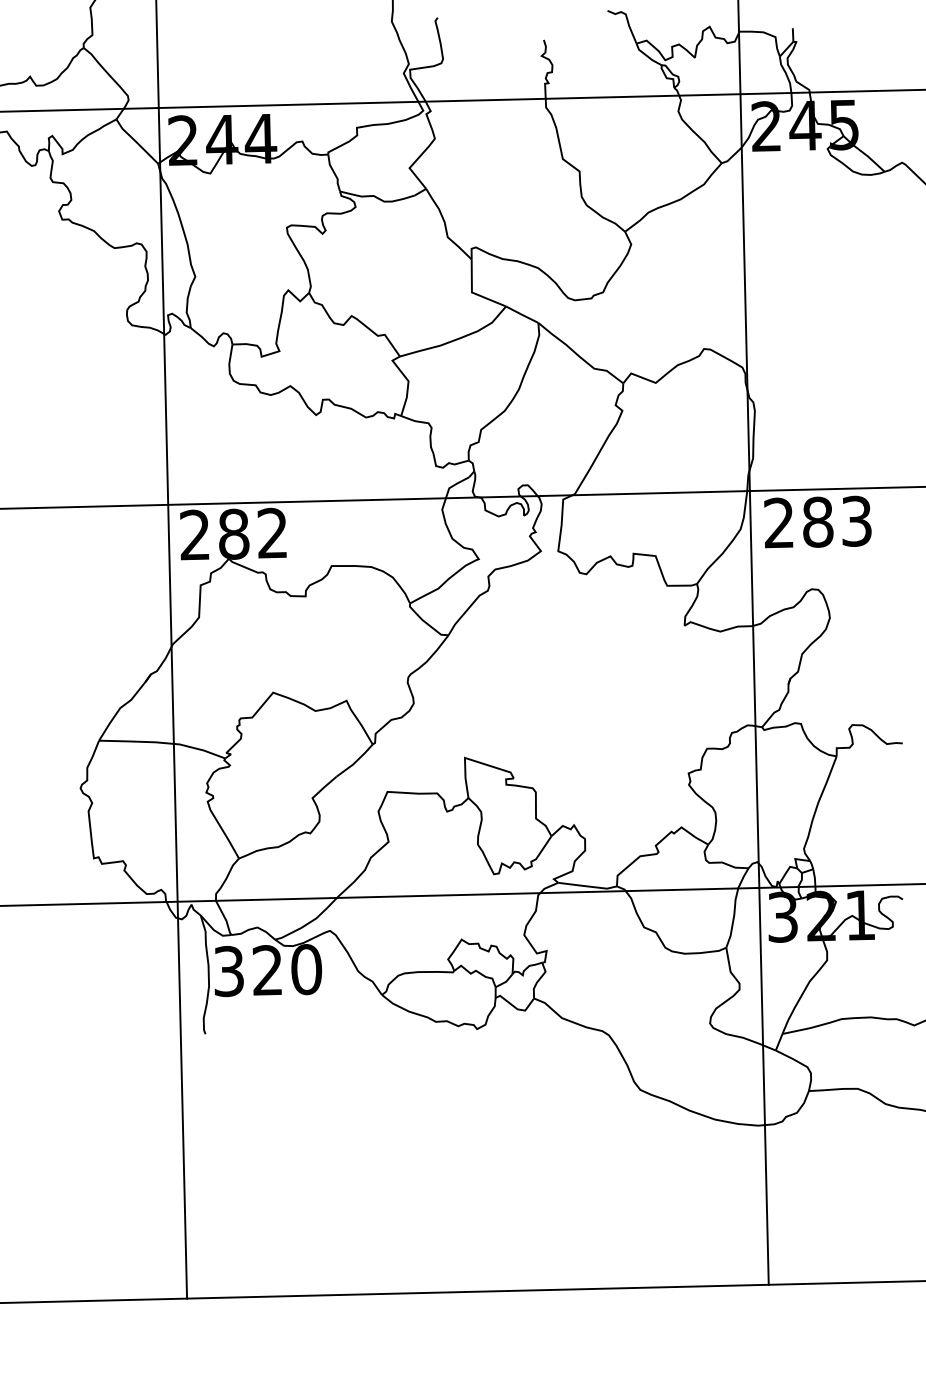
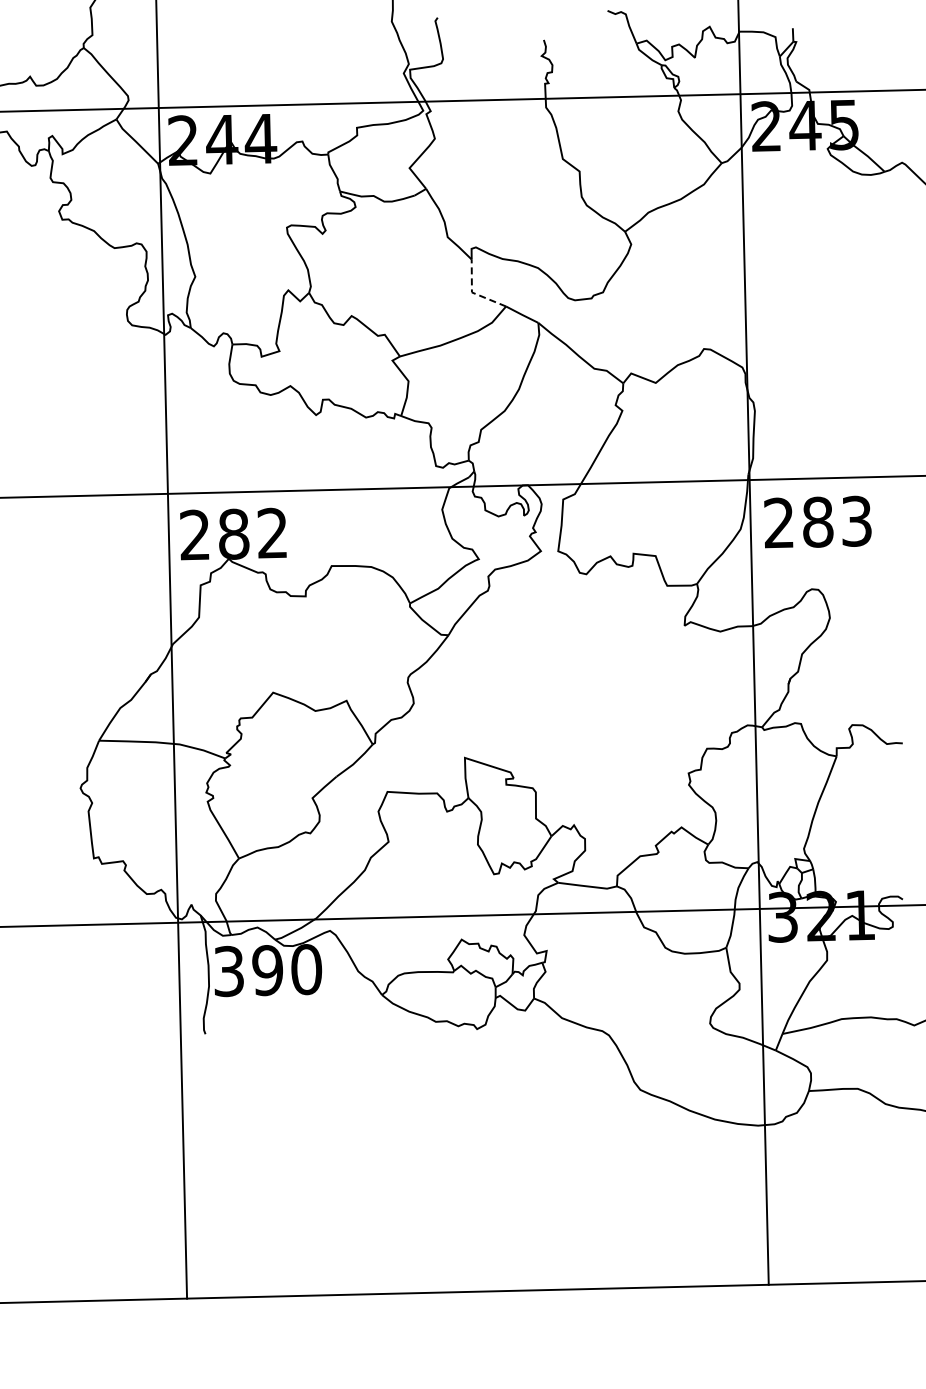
line: solid -> dashed (472, 292)
line position: (462, 497) -> (462, 486) (462, 486)
line position: (462, 894) -> (462, 915) (462, 915)
text: 320 -> 390 (267, 970)
